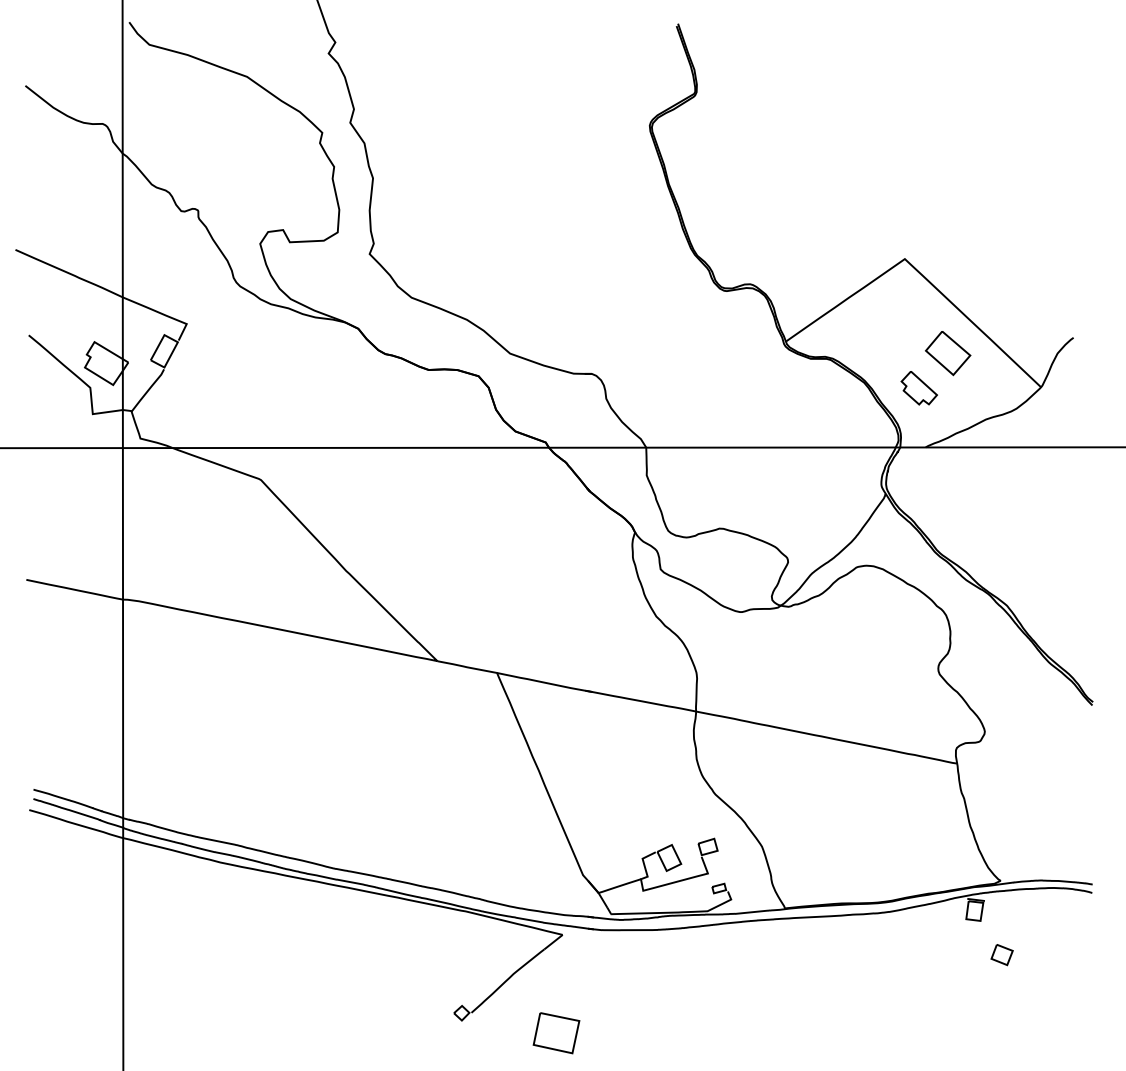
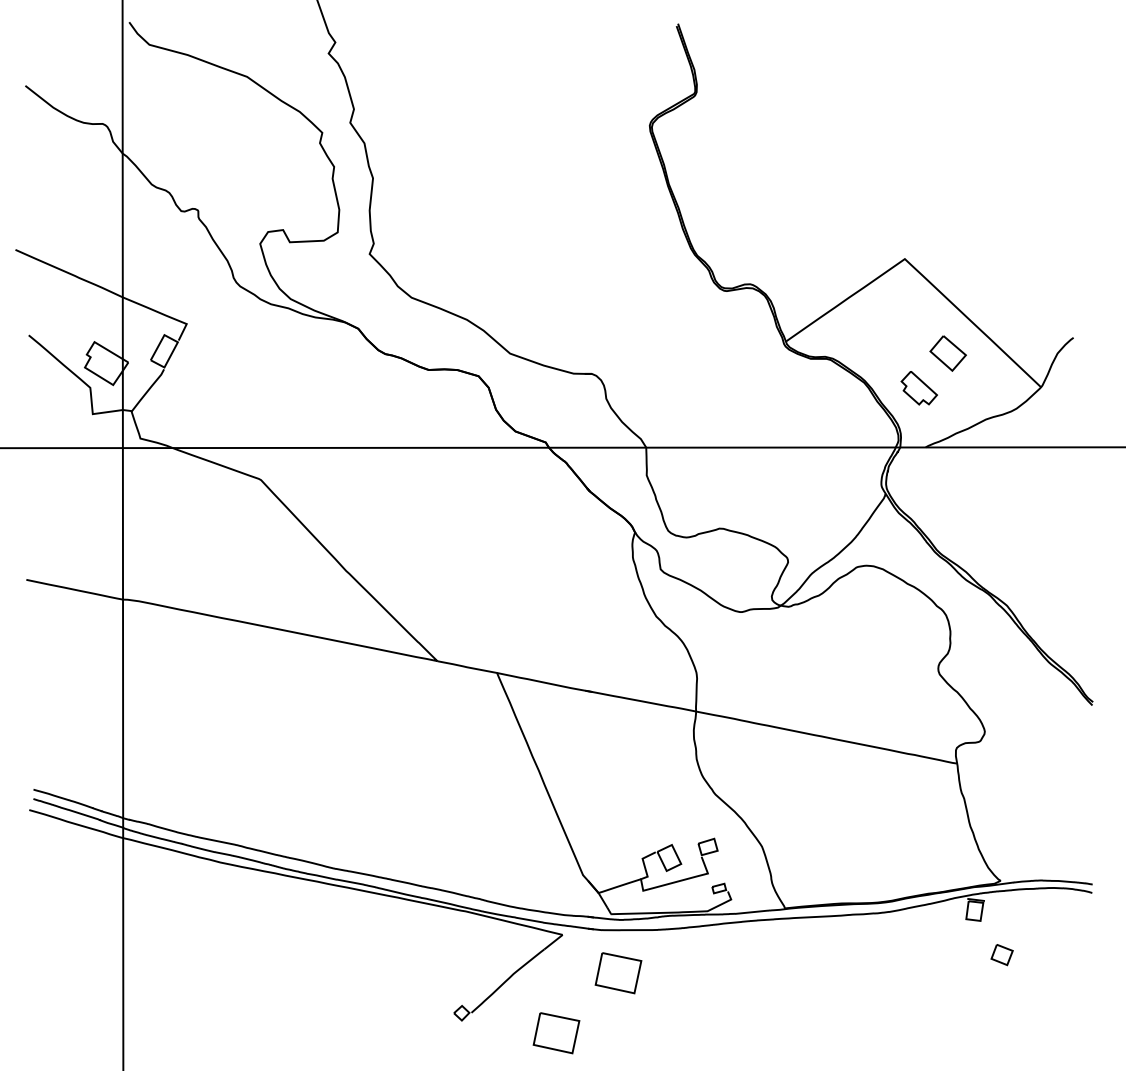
part size: 47x46 px -> 38x37 px (947, 353)
part: none -> present (618, 973)
